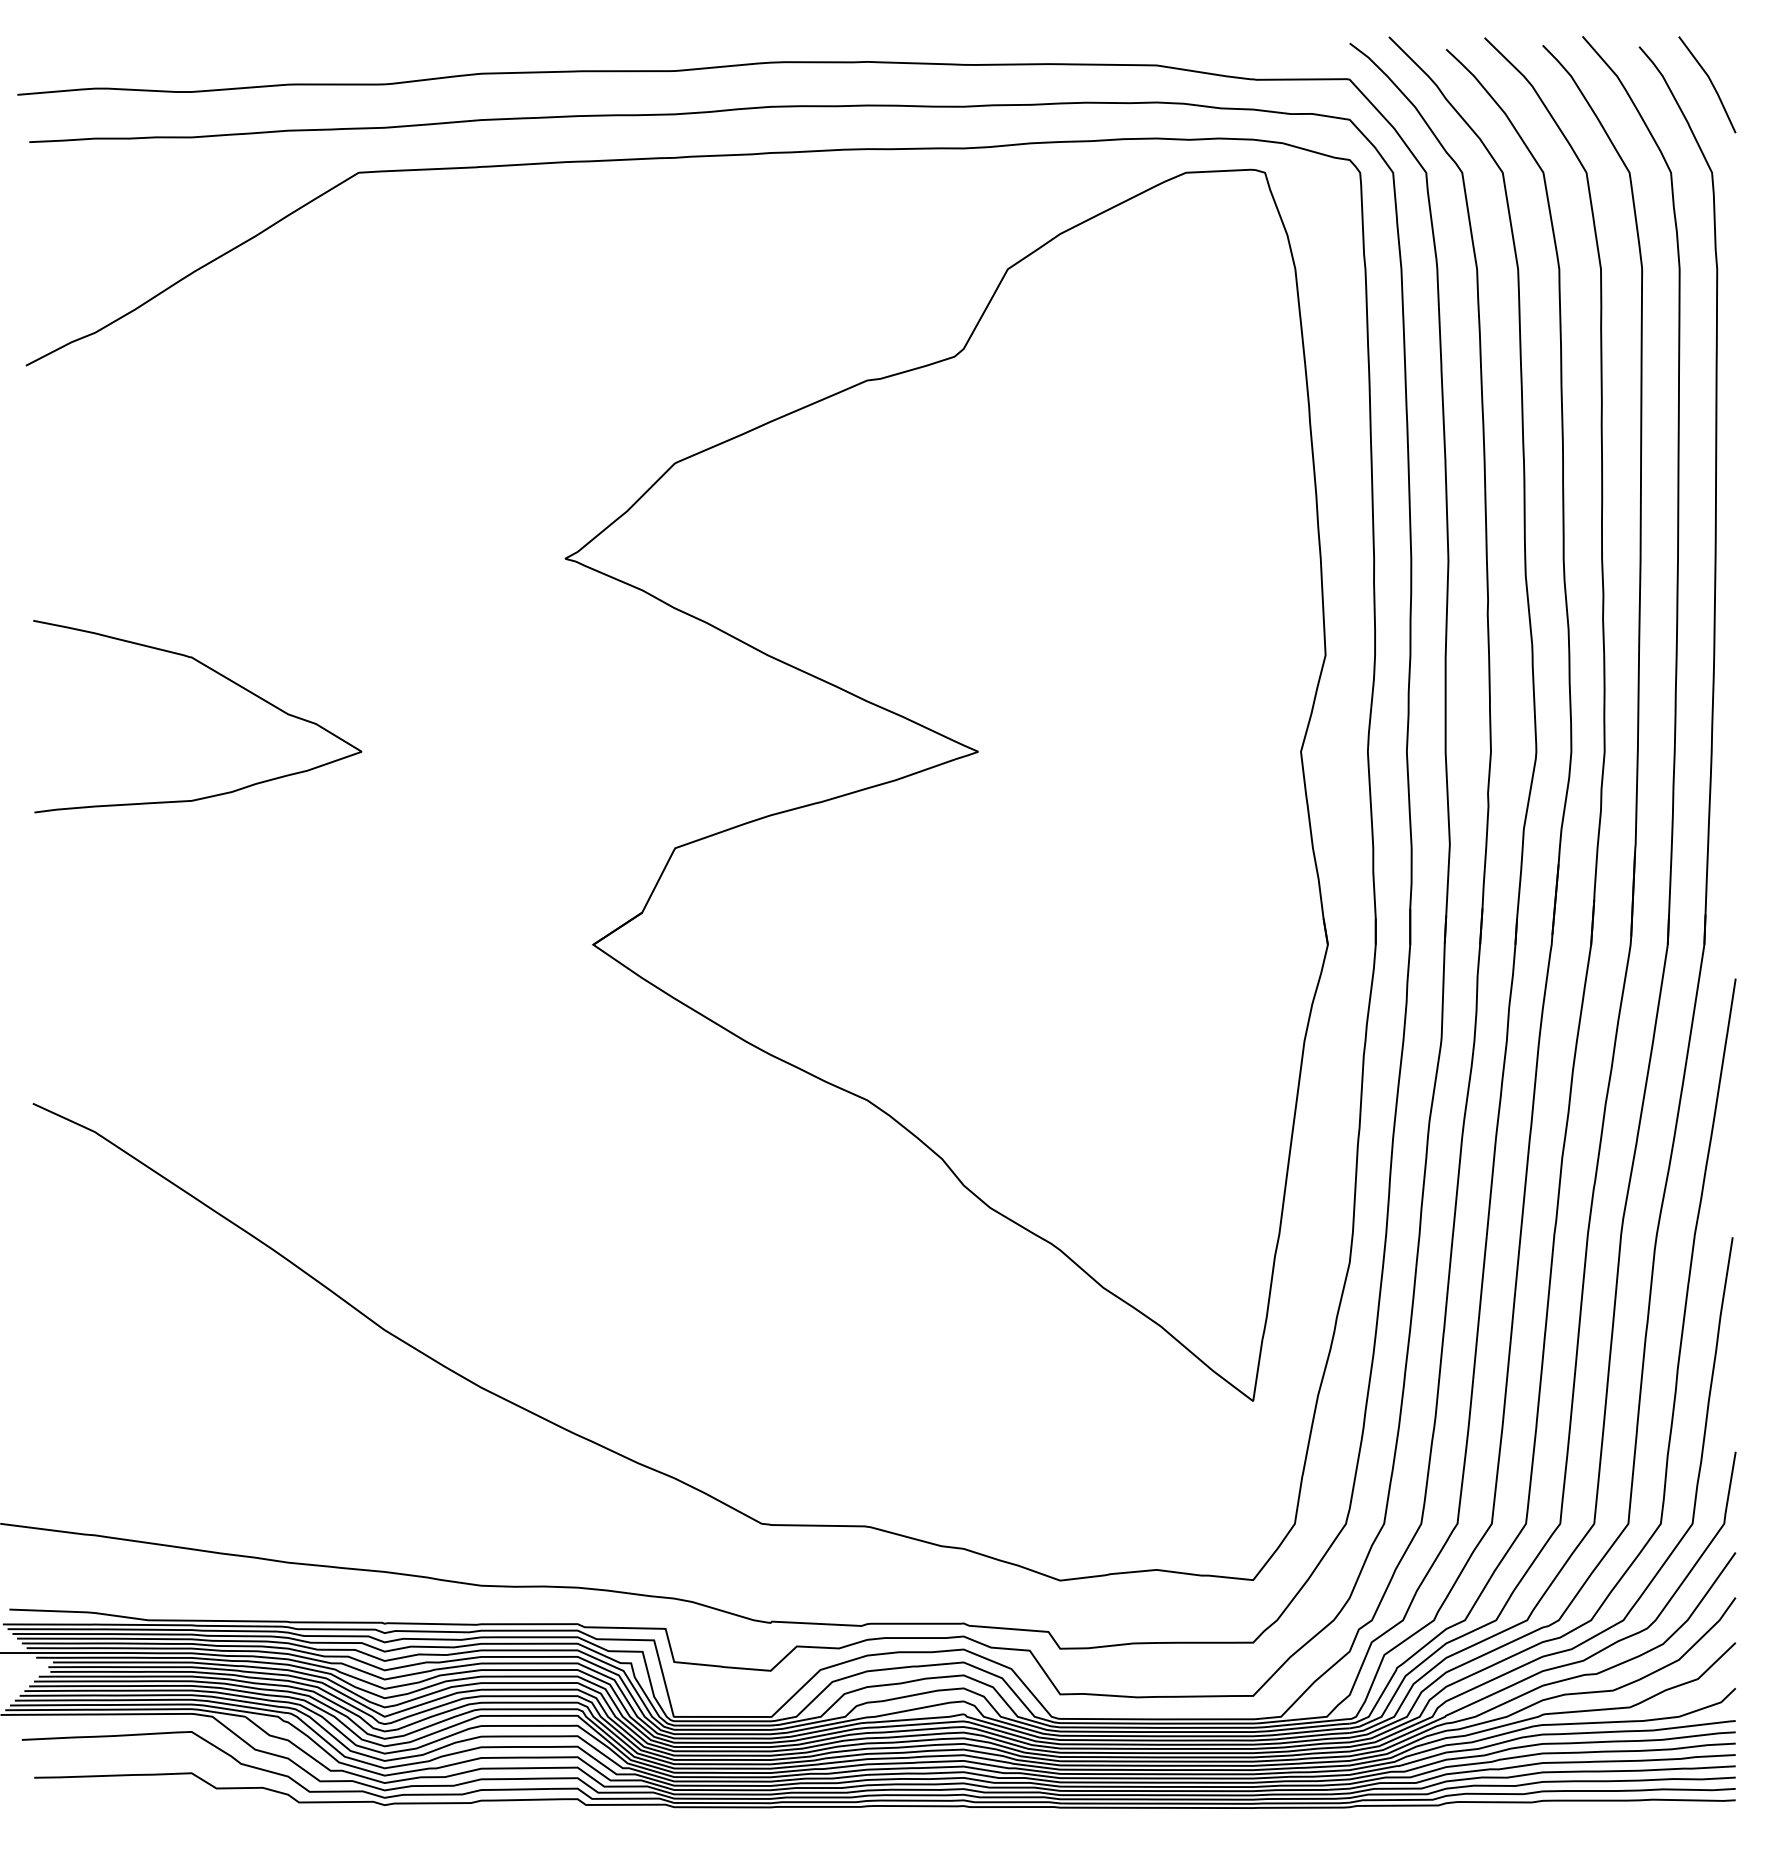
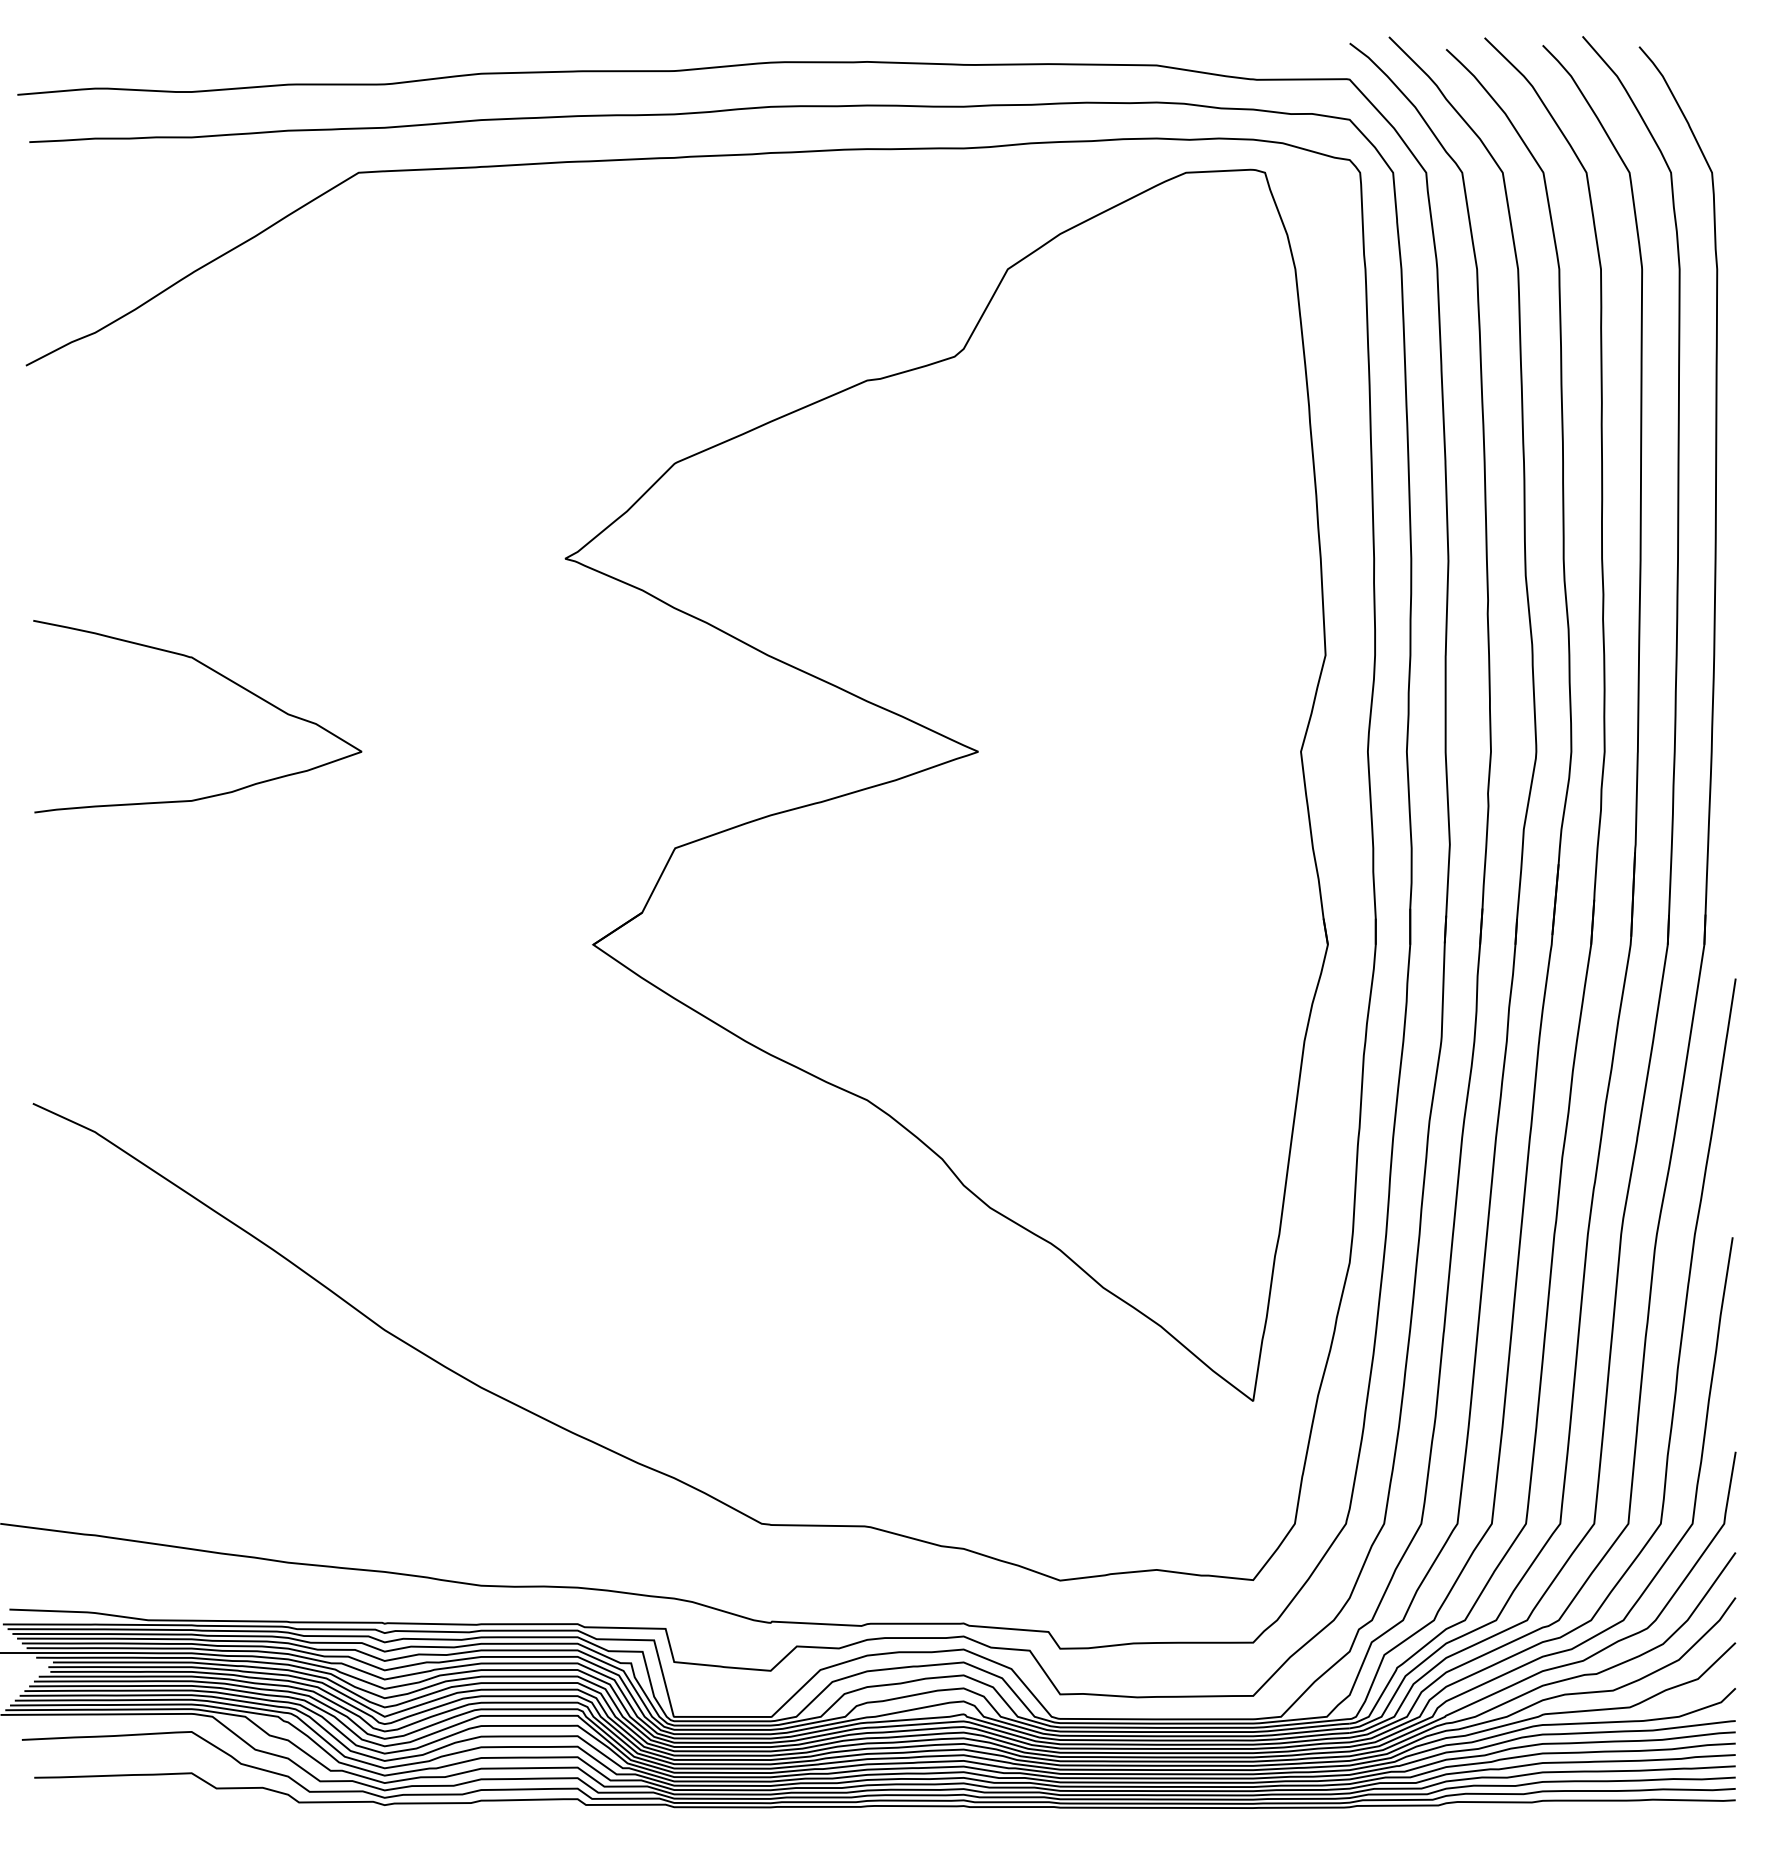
line: present -> none (1710, 82)
